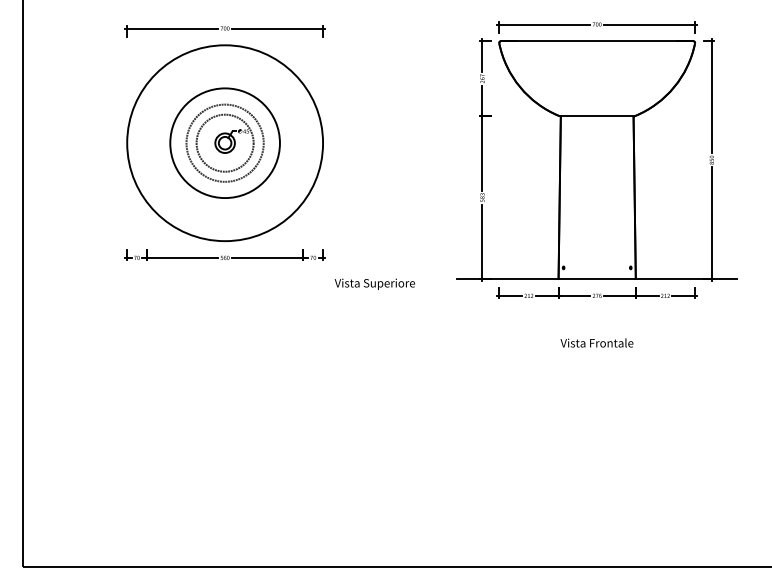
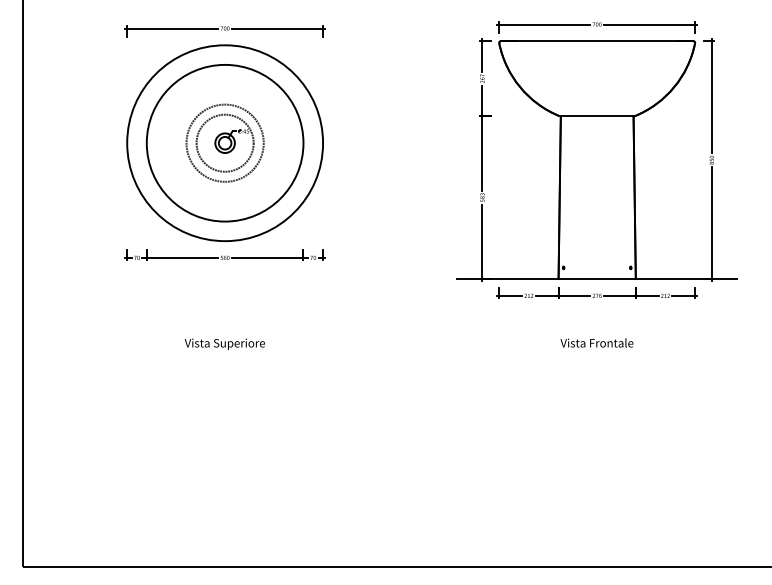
circle diameter: 110 px -> 157 px (224, 142)
text position: (374, 283) -> (224, 343) (224, 343)
